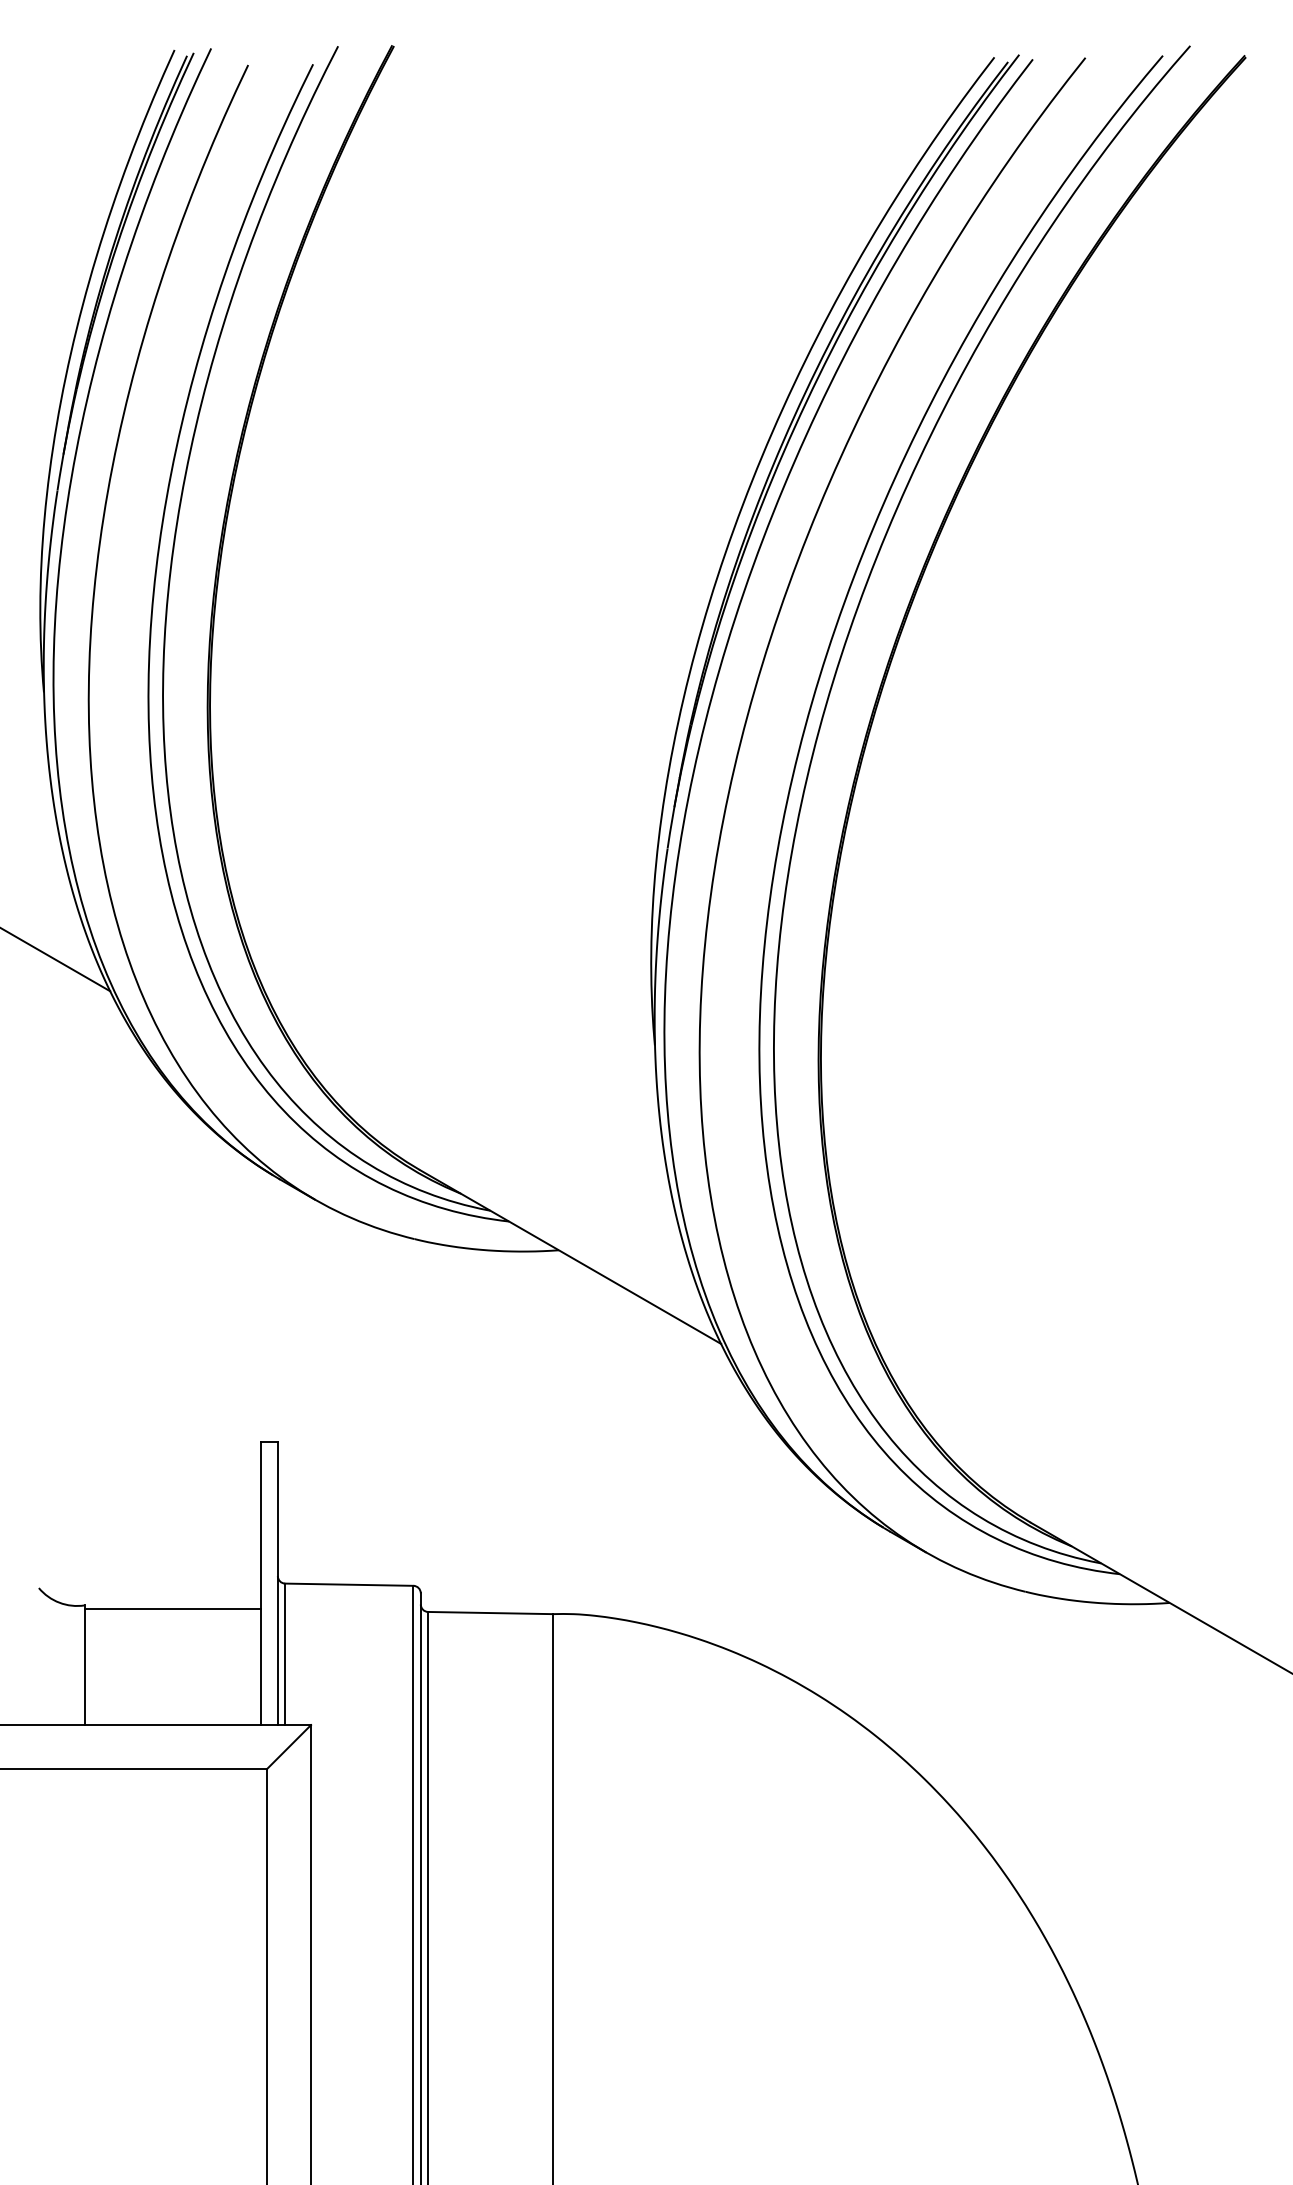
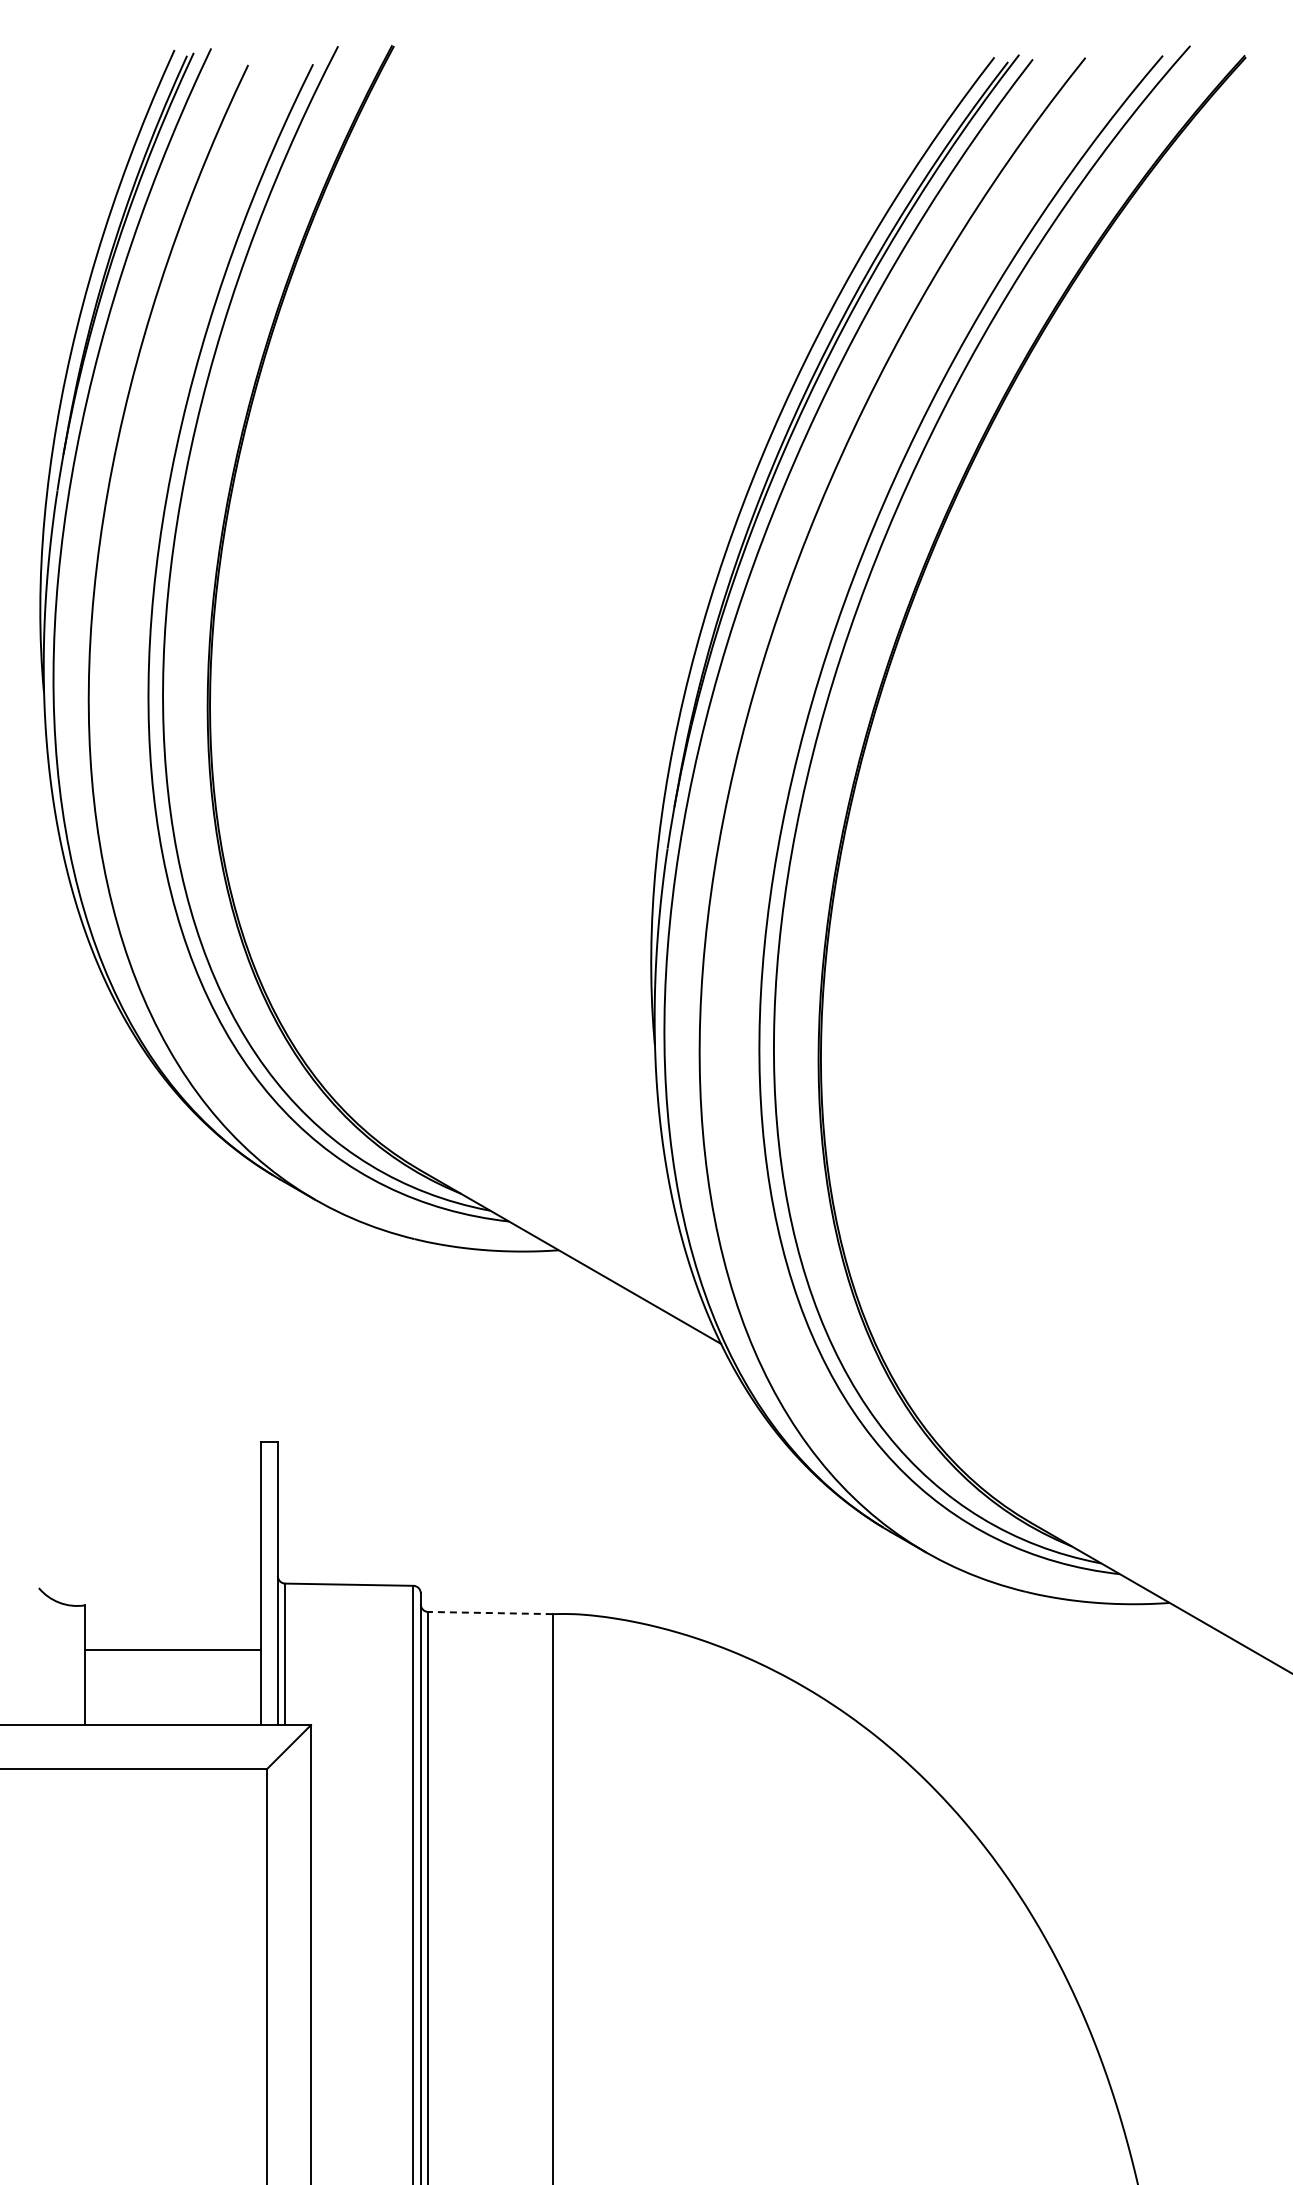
line: present -> none (56, 960)
line position: (172, 1608) -> (172, 1649) (172, 1649)
line: solid -> dashed (489, 1613)
